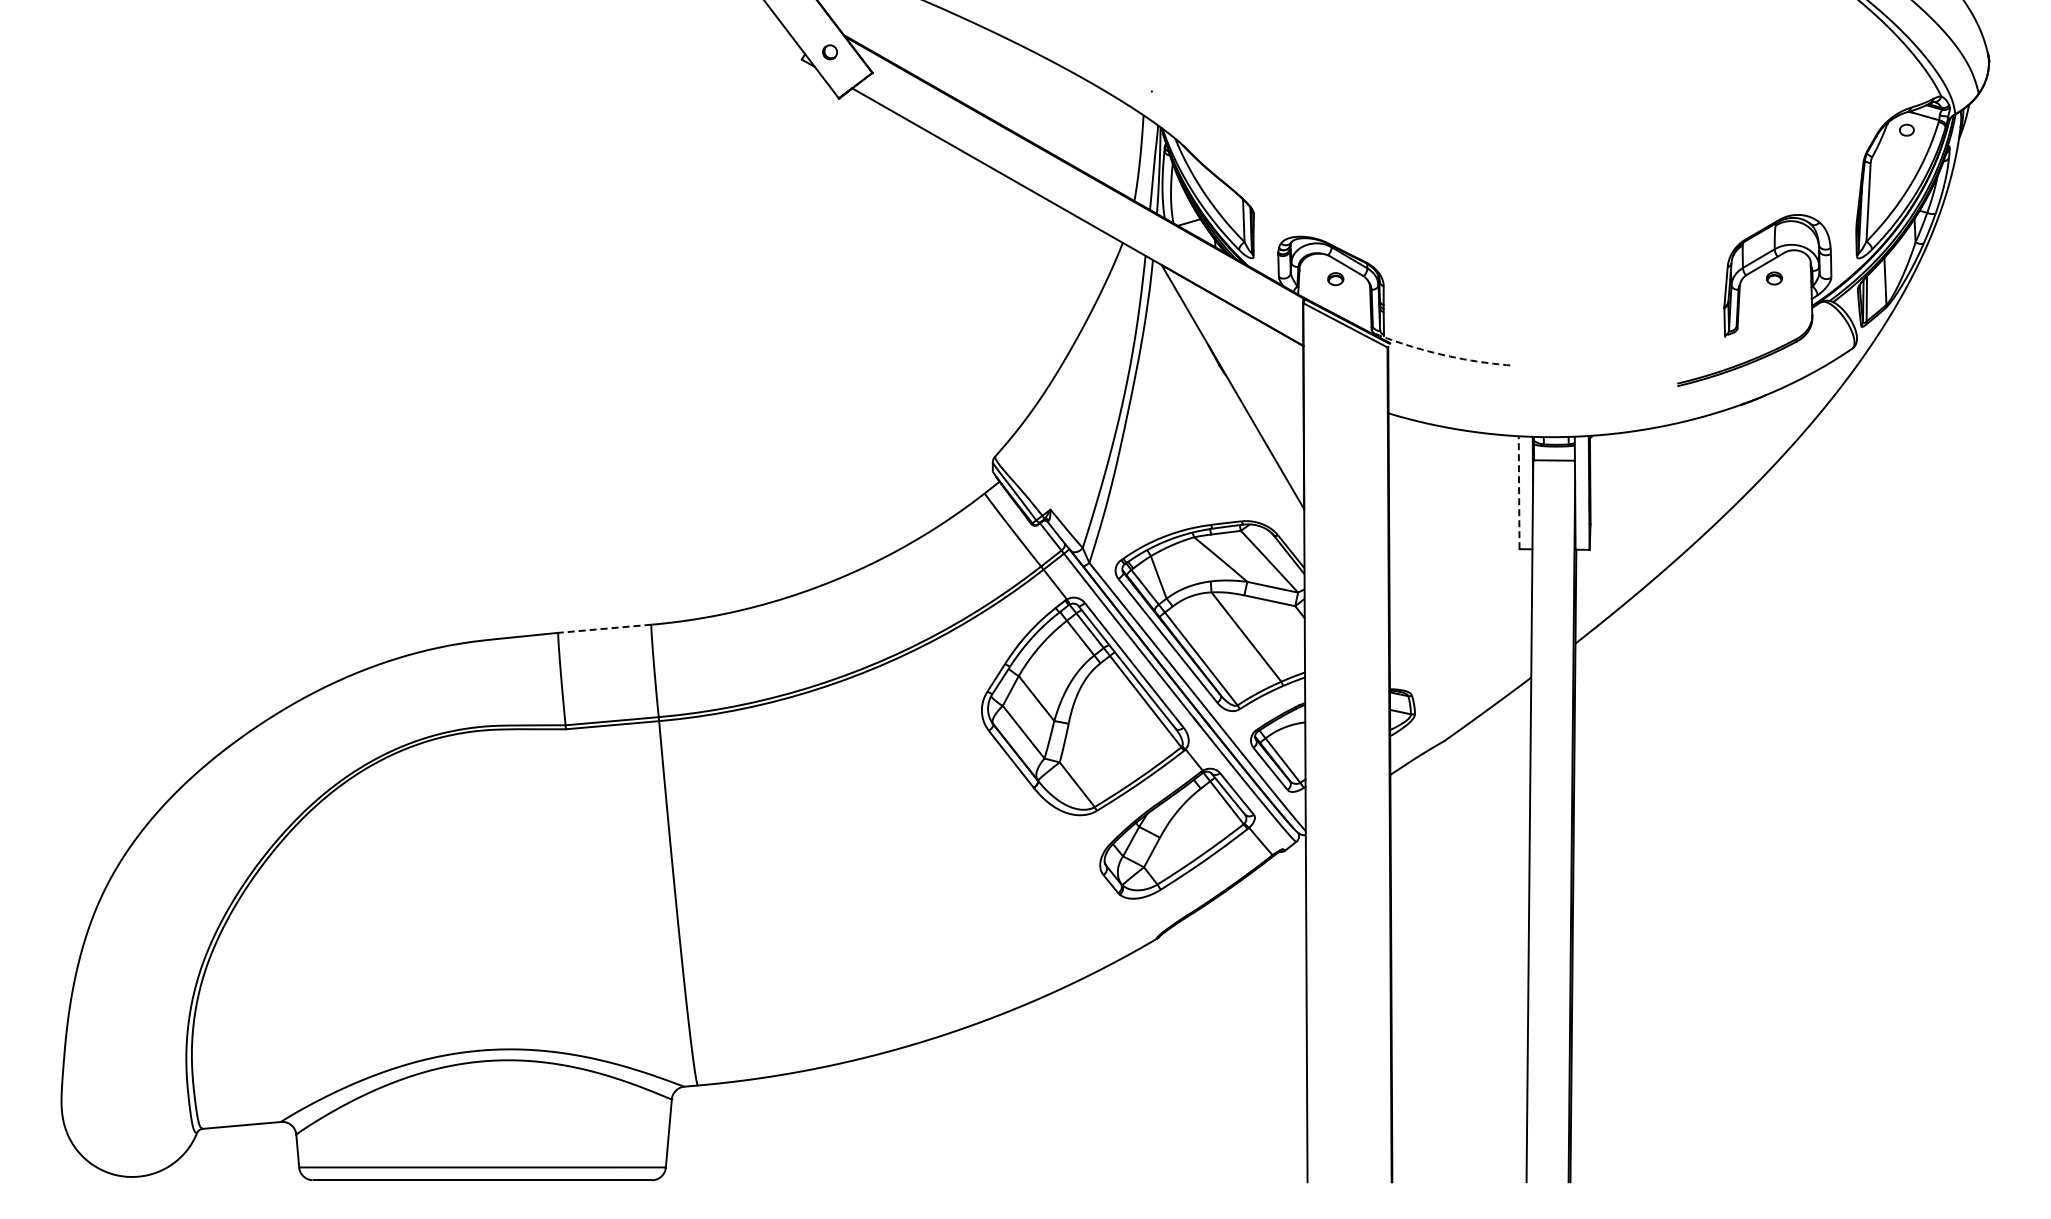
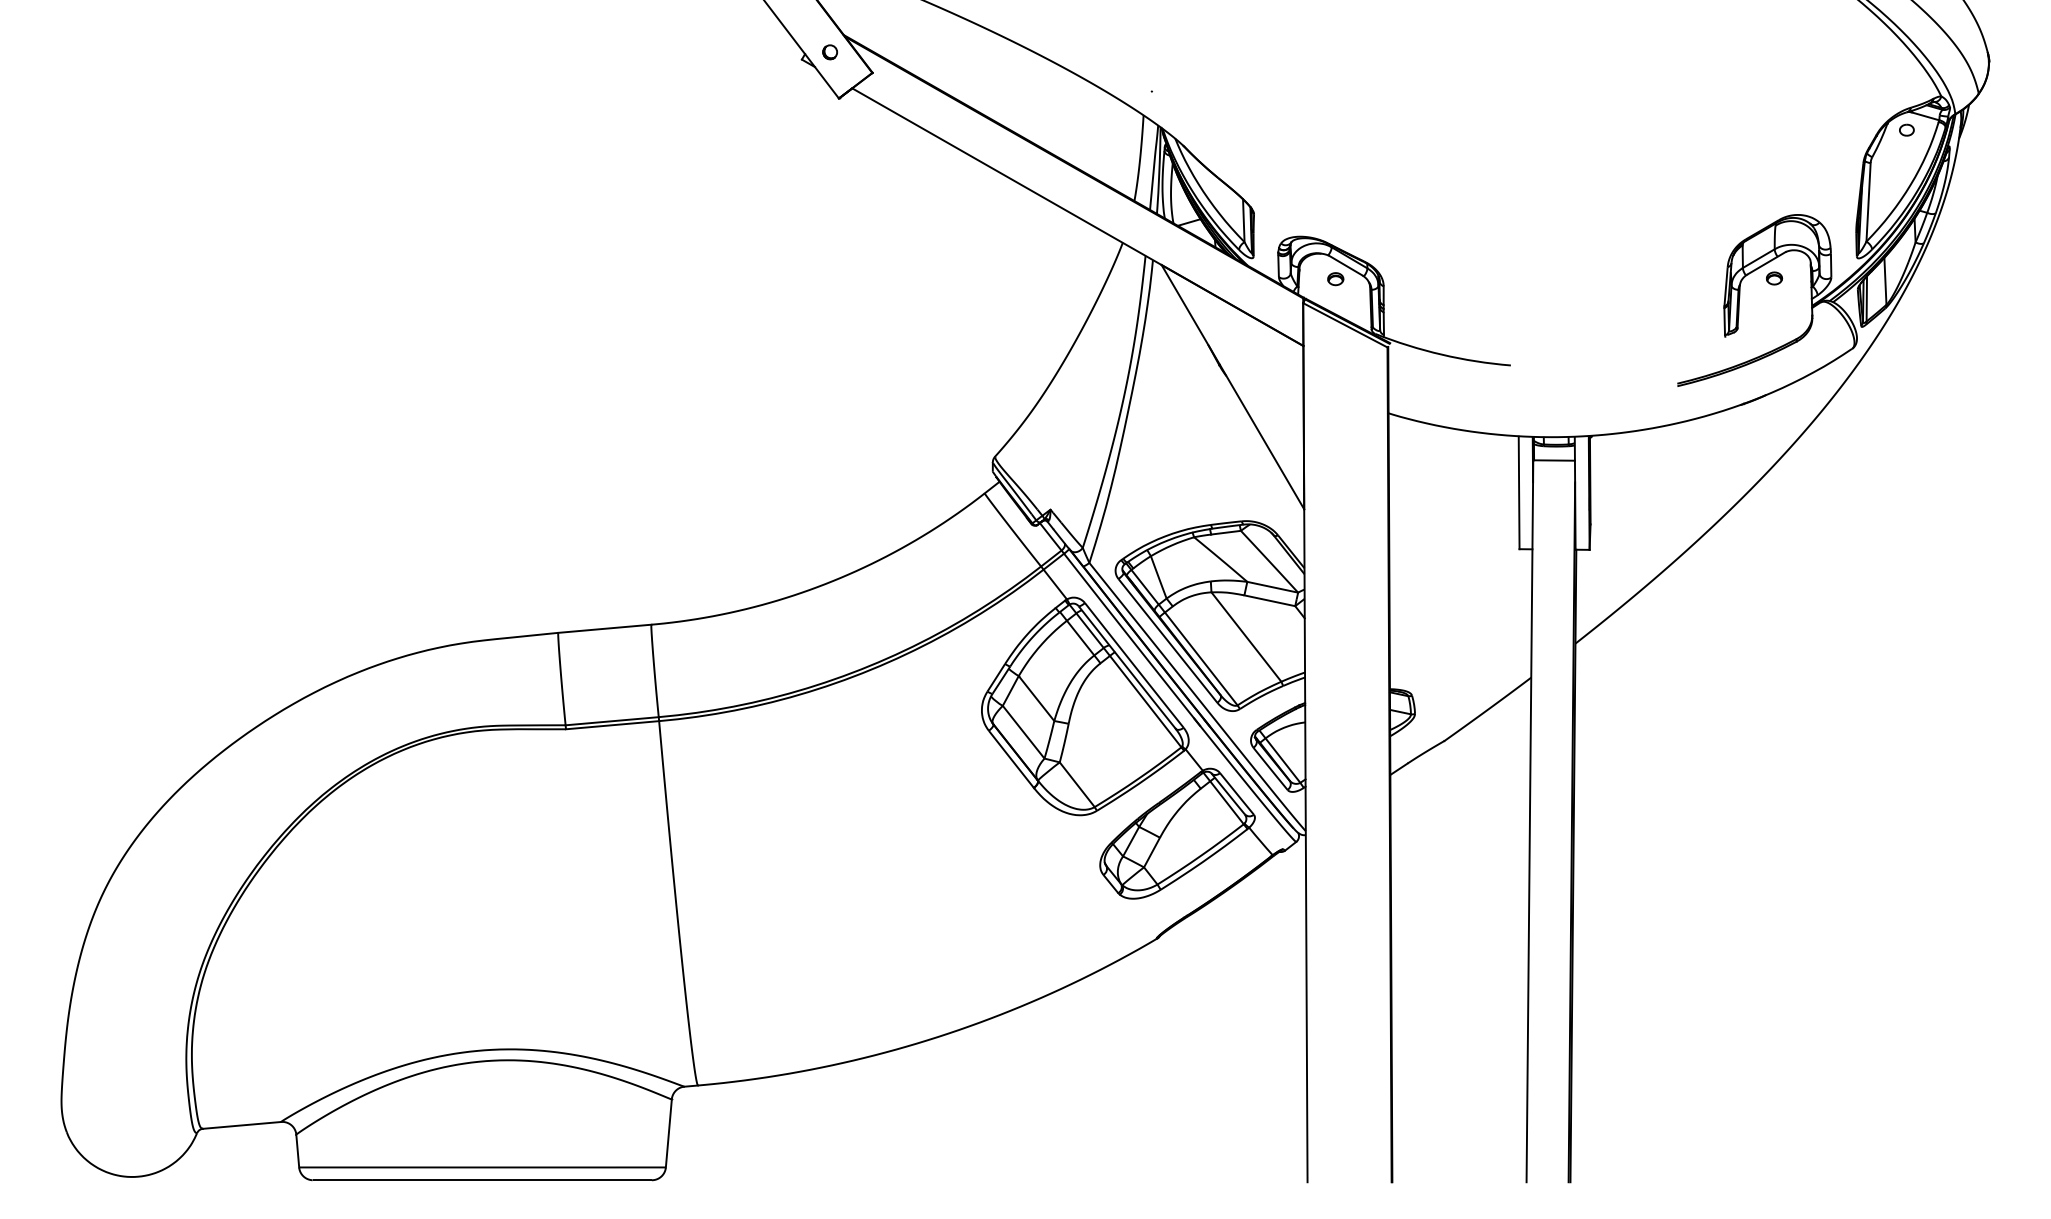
arc: dashed -> solid (1441, 354)
line: dashed -> solid (1519, 492)
line: dashed -> solid (604, 628)
